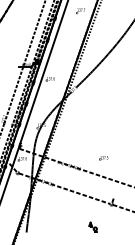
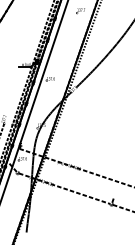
line: present -> none (24, 62)
part: present -> none (103, 158)
part: present -> none (92, 226)
